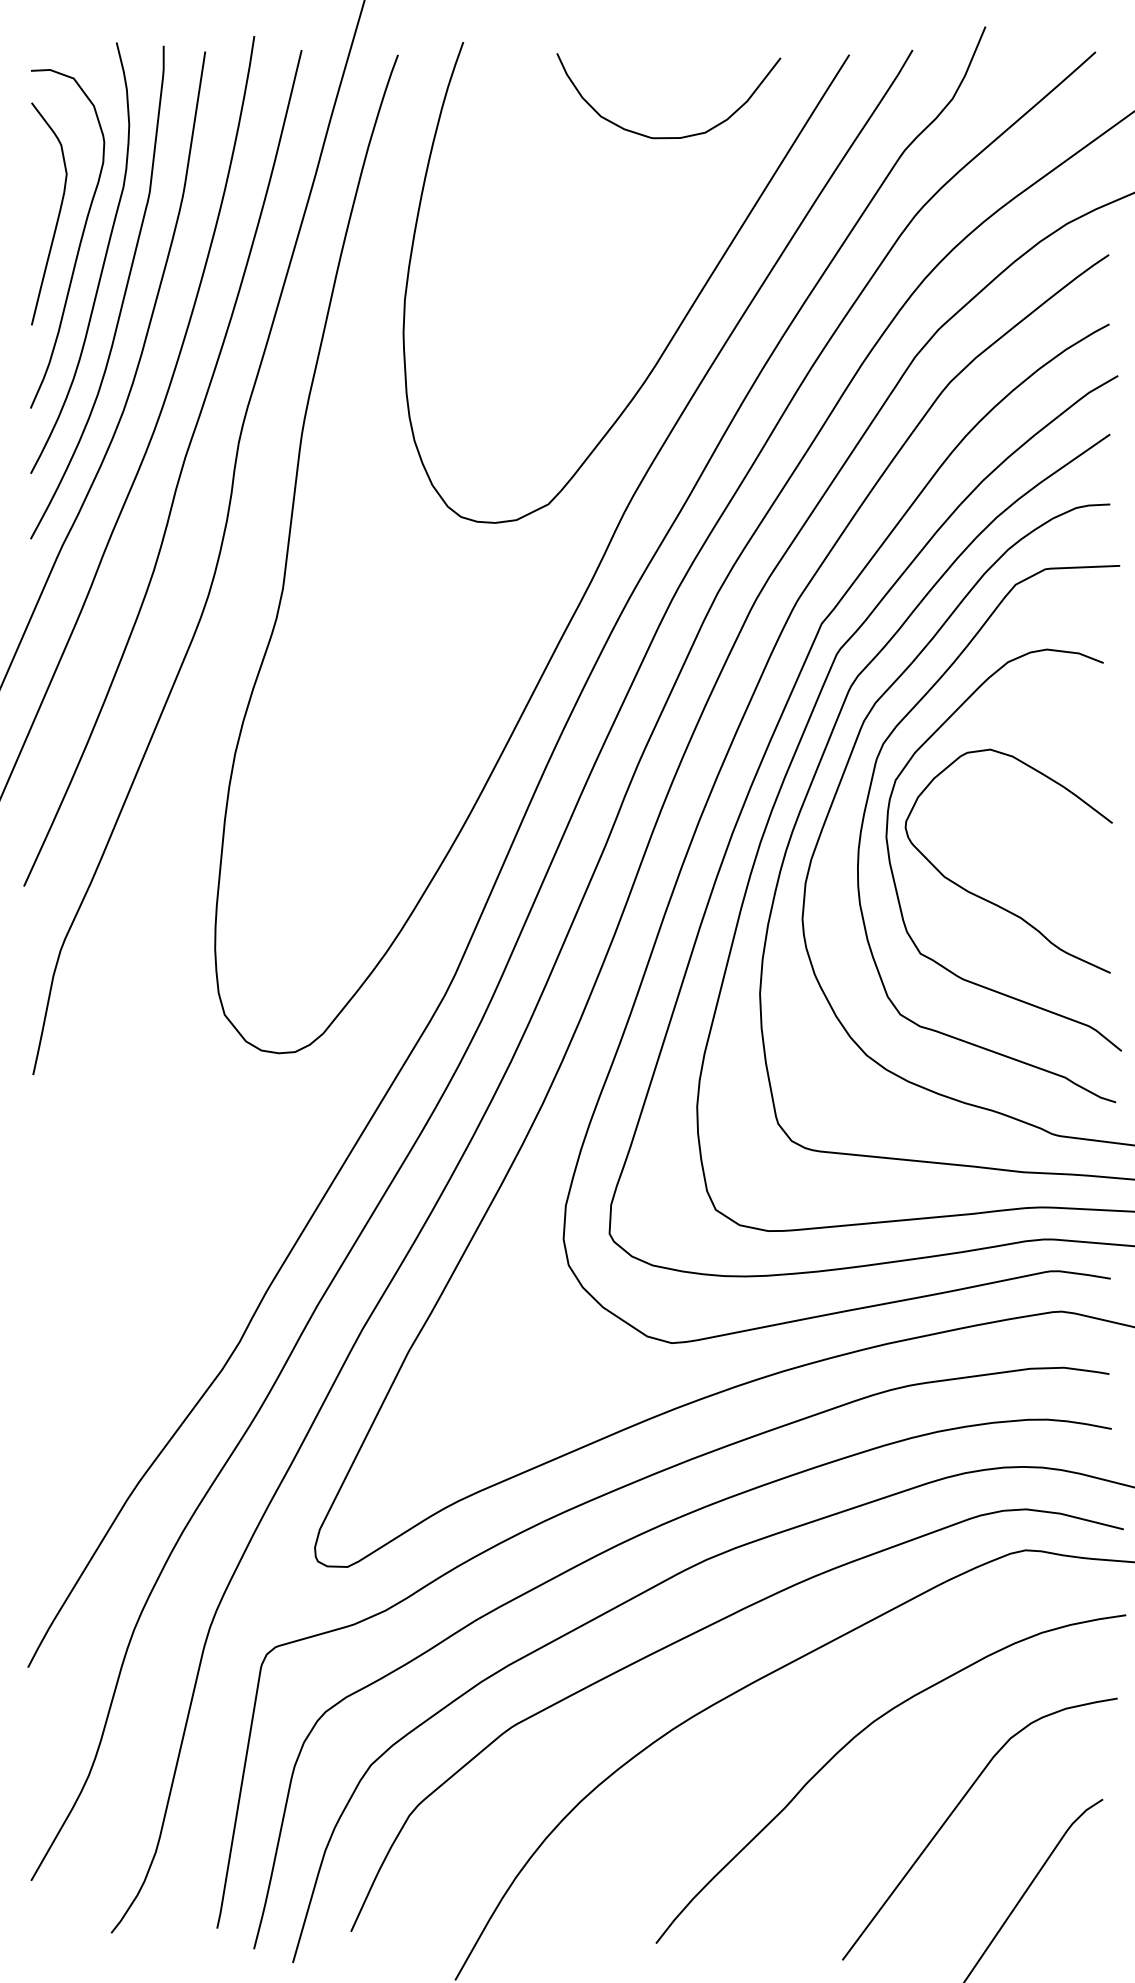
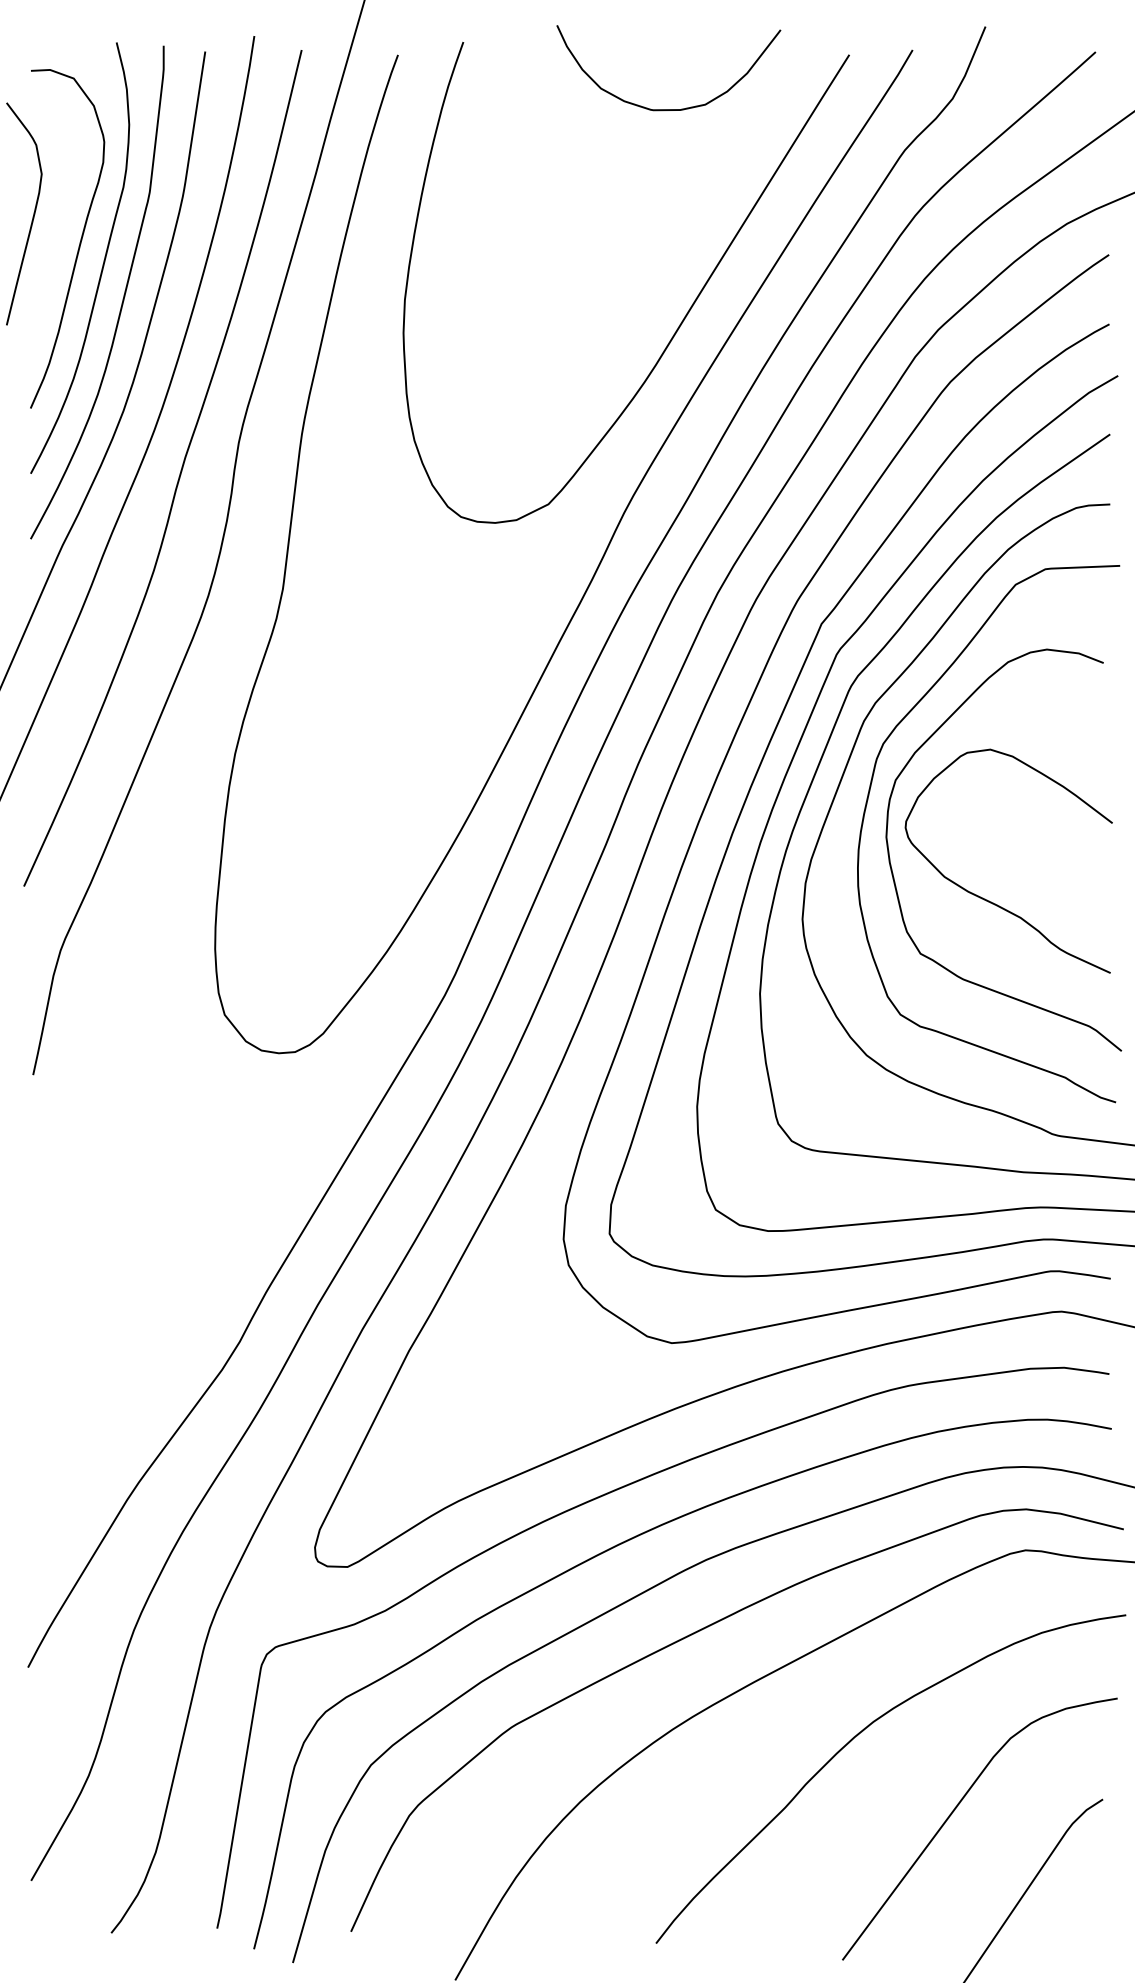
curve position: (668, 137) -> (668, 109) (668, 109)
curve position: (57, 216) -> (32, 216) (32, 216)
